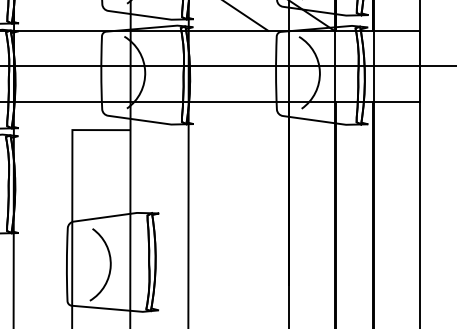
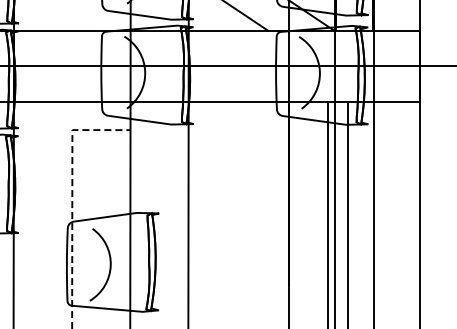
line: solid -> dashed (72, 199)
line position: (336, 213) -> (328, 213) (328, 213)
line position: (372, 213) -> (347, 213) (347, 213)
